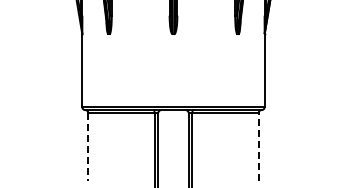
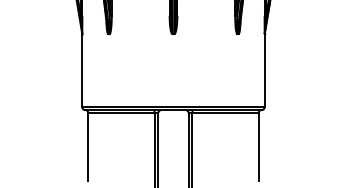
line: dashed -> solid (88, 146)
line: dashed -> solid (258, 146)
